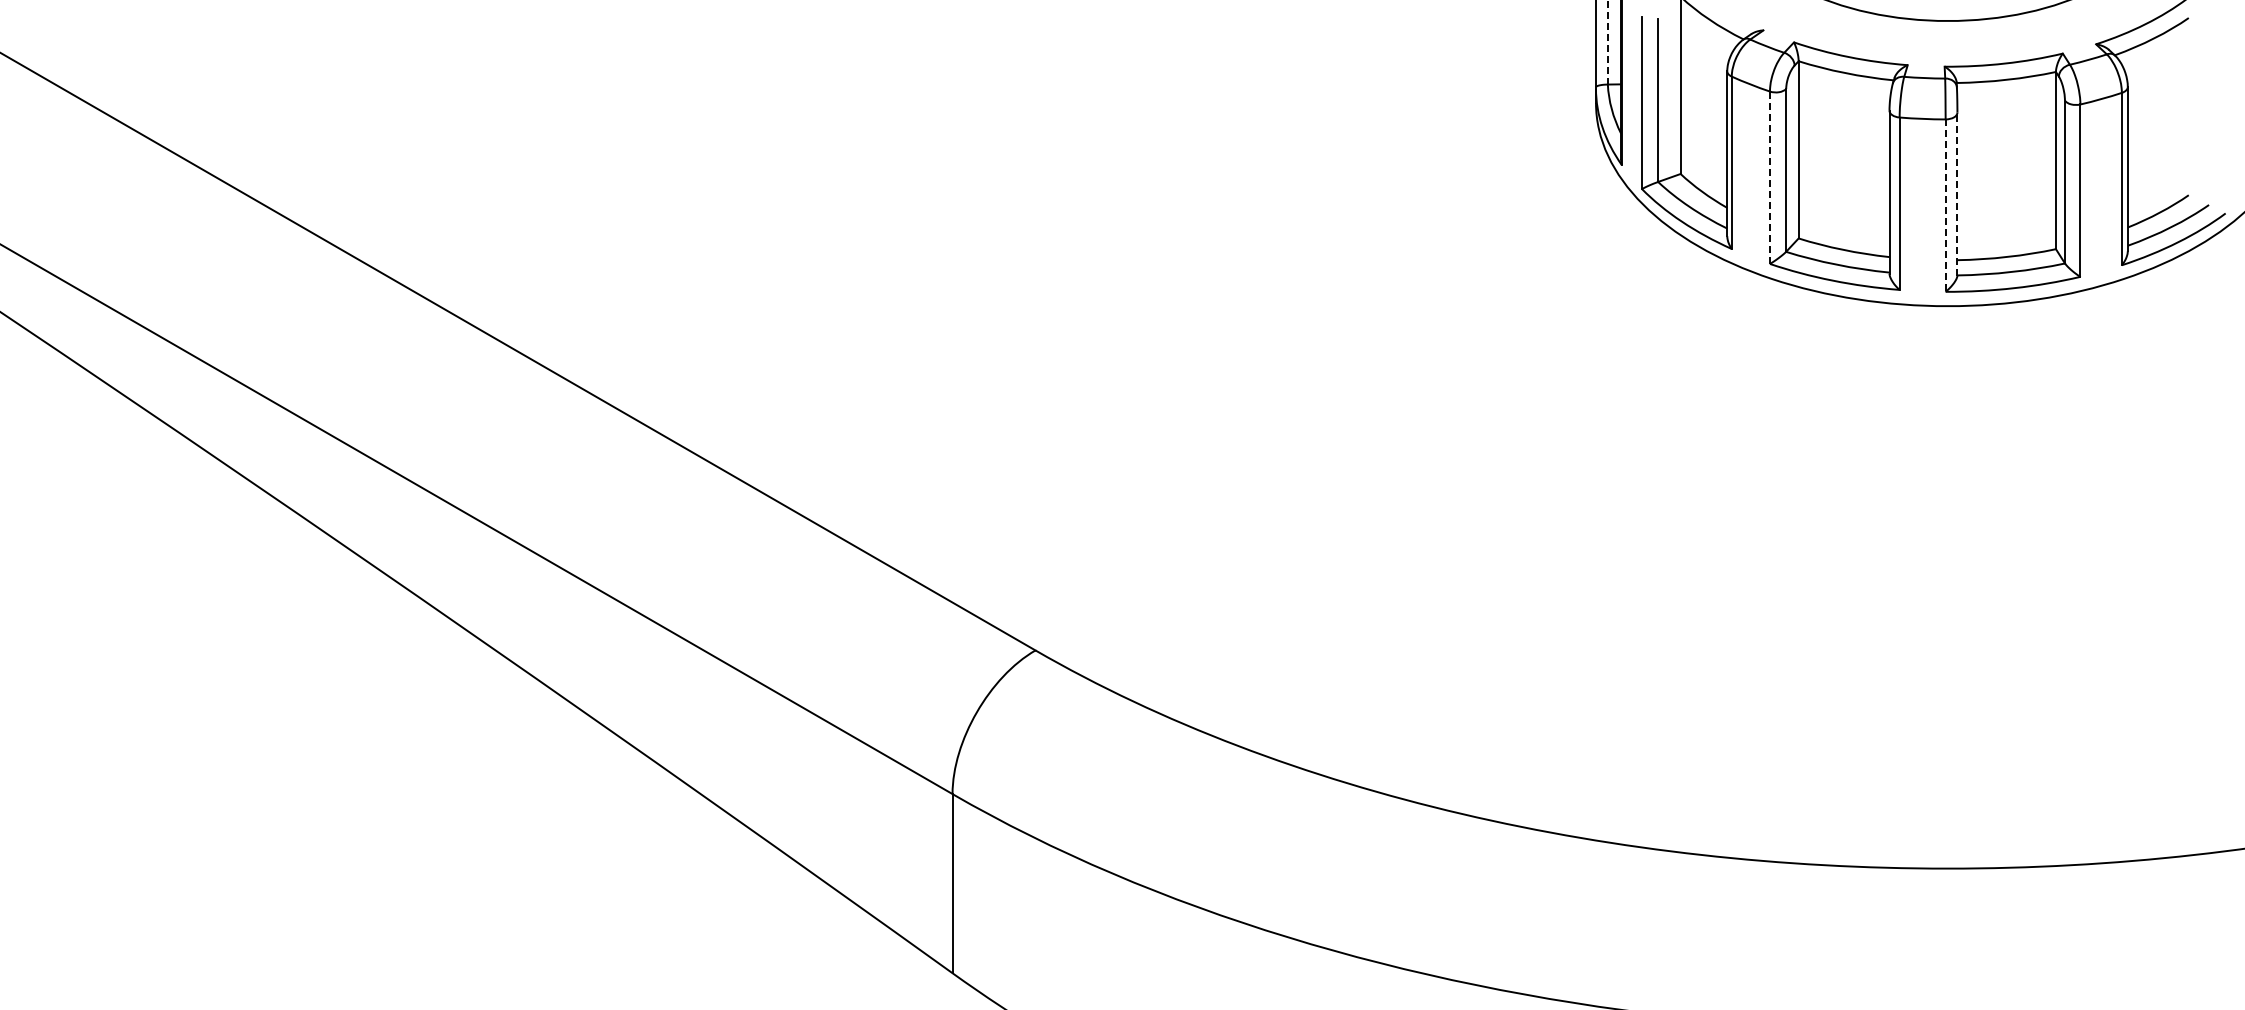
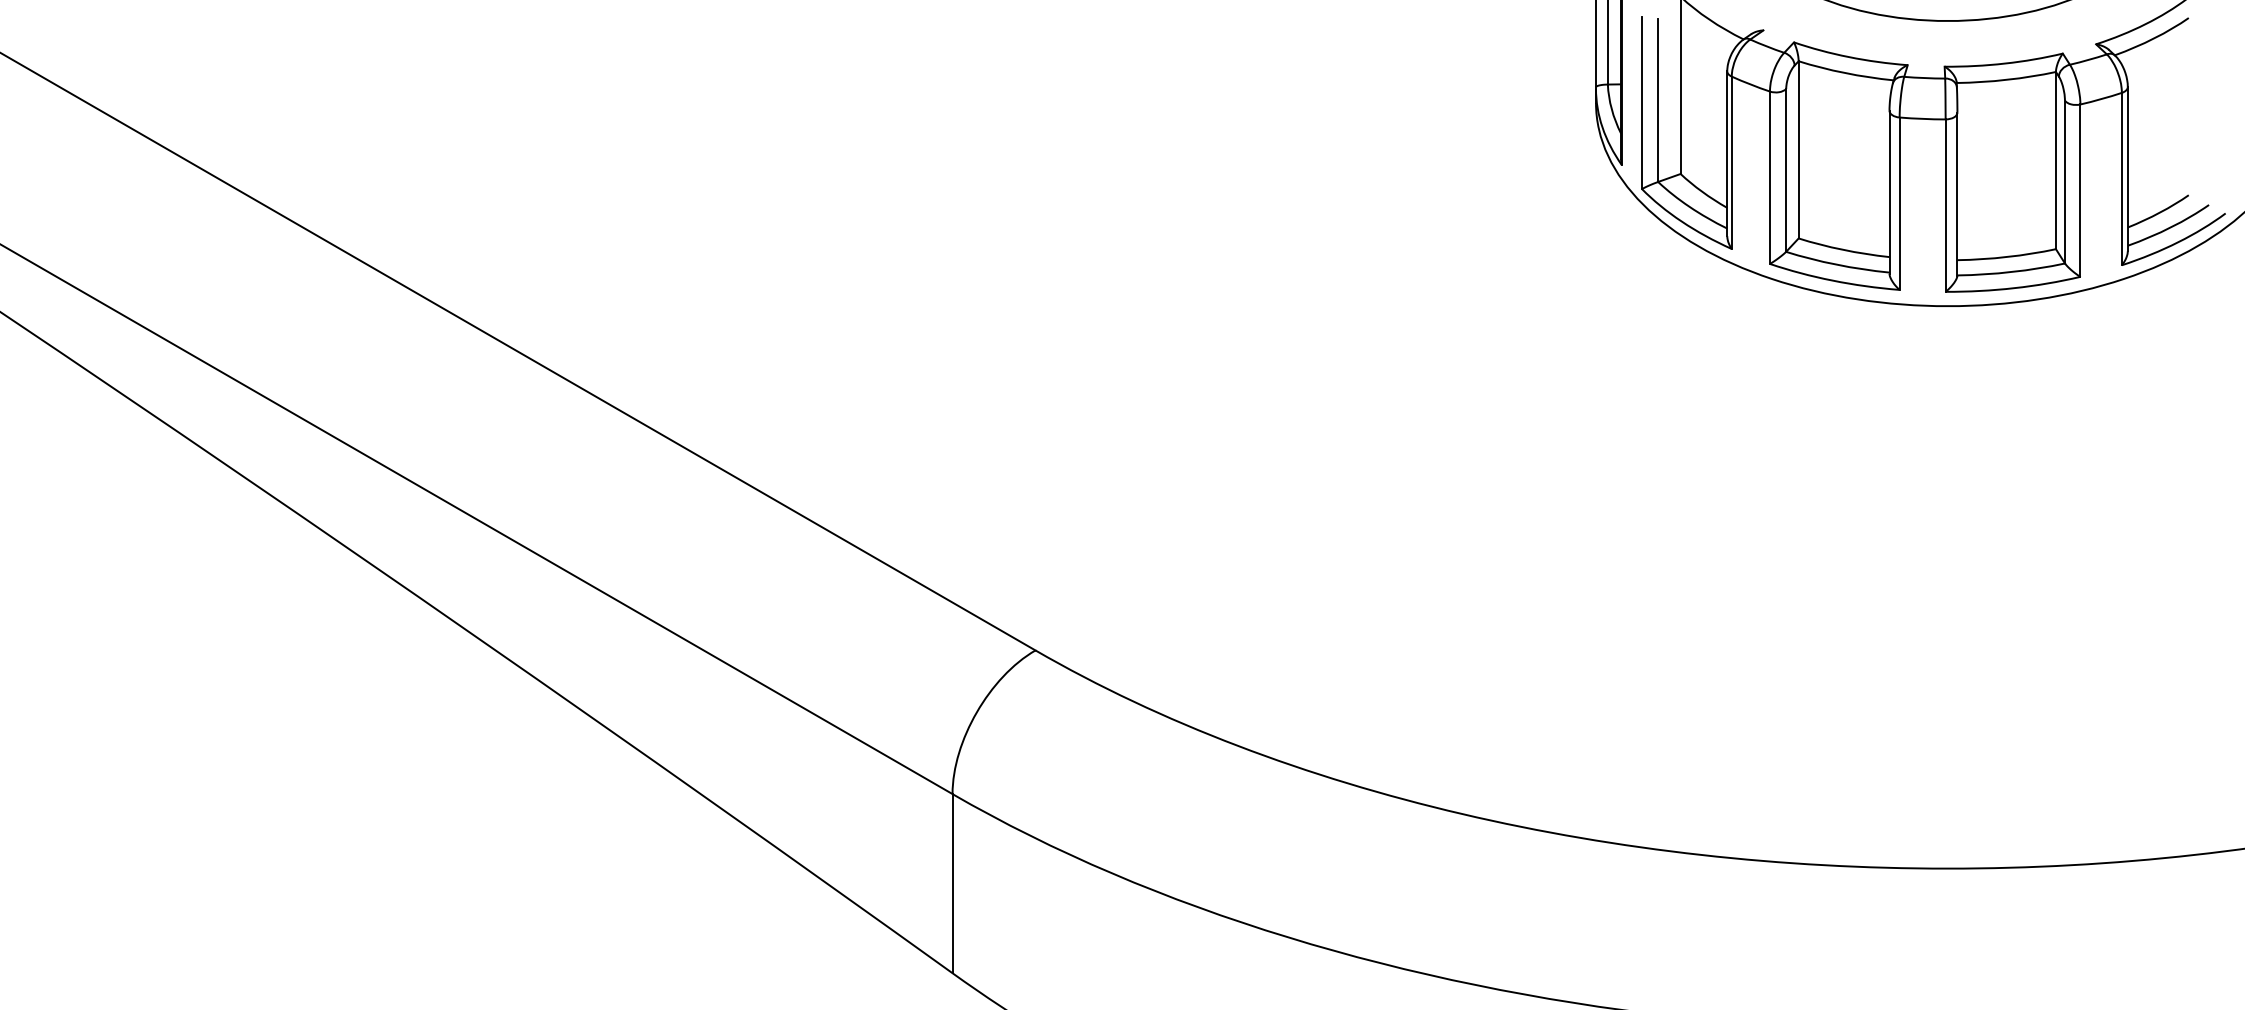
line: dashed -> solid (1608, 42)
line: dashed -> solid (1769, 178)
line: dashed -> solid (1957, 193)
line: dashed -> solid (1945, 206)
